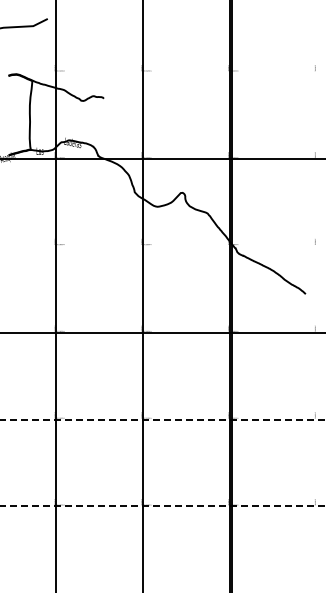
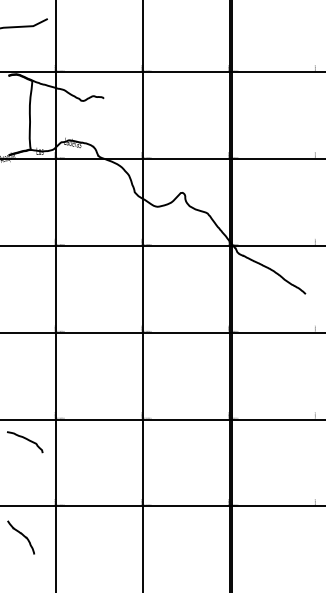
line: none -> present (162, 72)
line: none -> present (162, 246)
line: dashed -> solid (163, 419)
curve: none -> present (27, 440)
line: dashed -> solid (163, 506)
curve: none -> present (22, 535)
